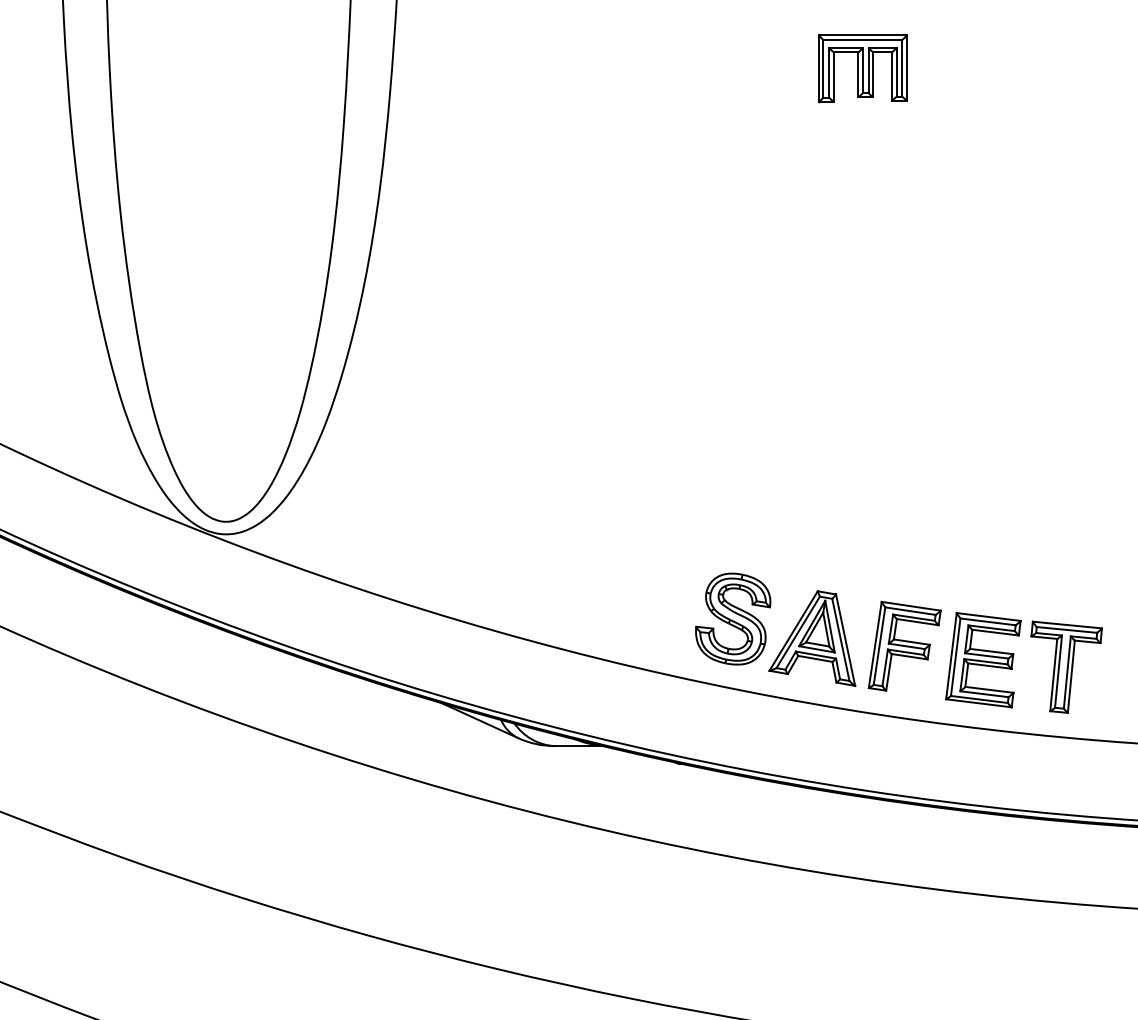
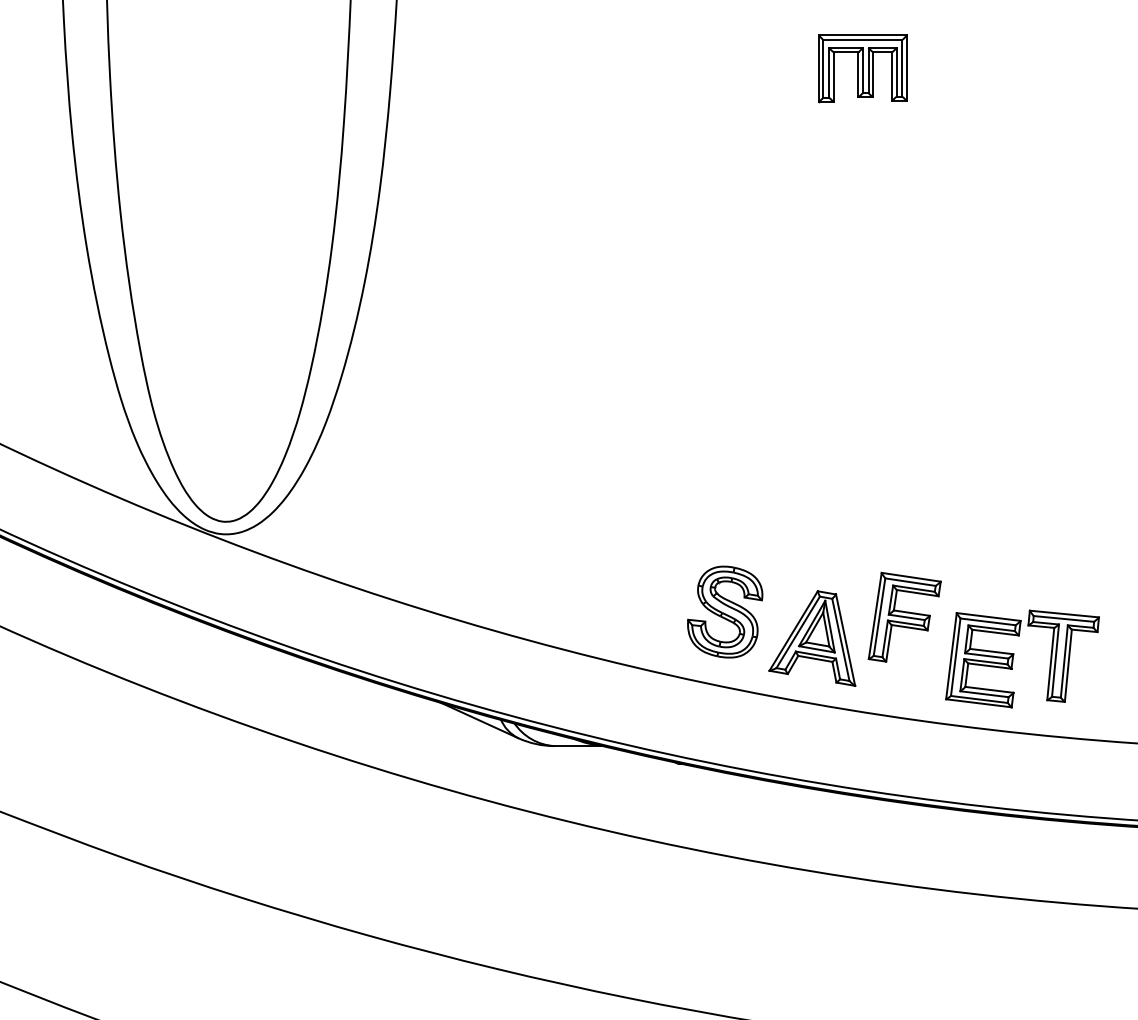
part position: (733, 618) -> (725, 611) (725, 611)
part position: (904, 645) -> (904, 616) (904, 616)
part position: (1066, 666) -> (1063, 655) (1063, 655)
